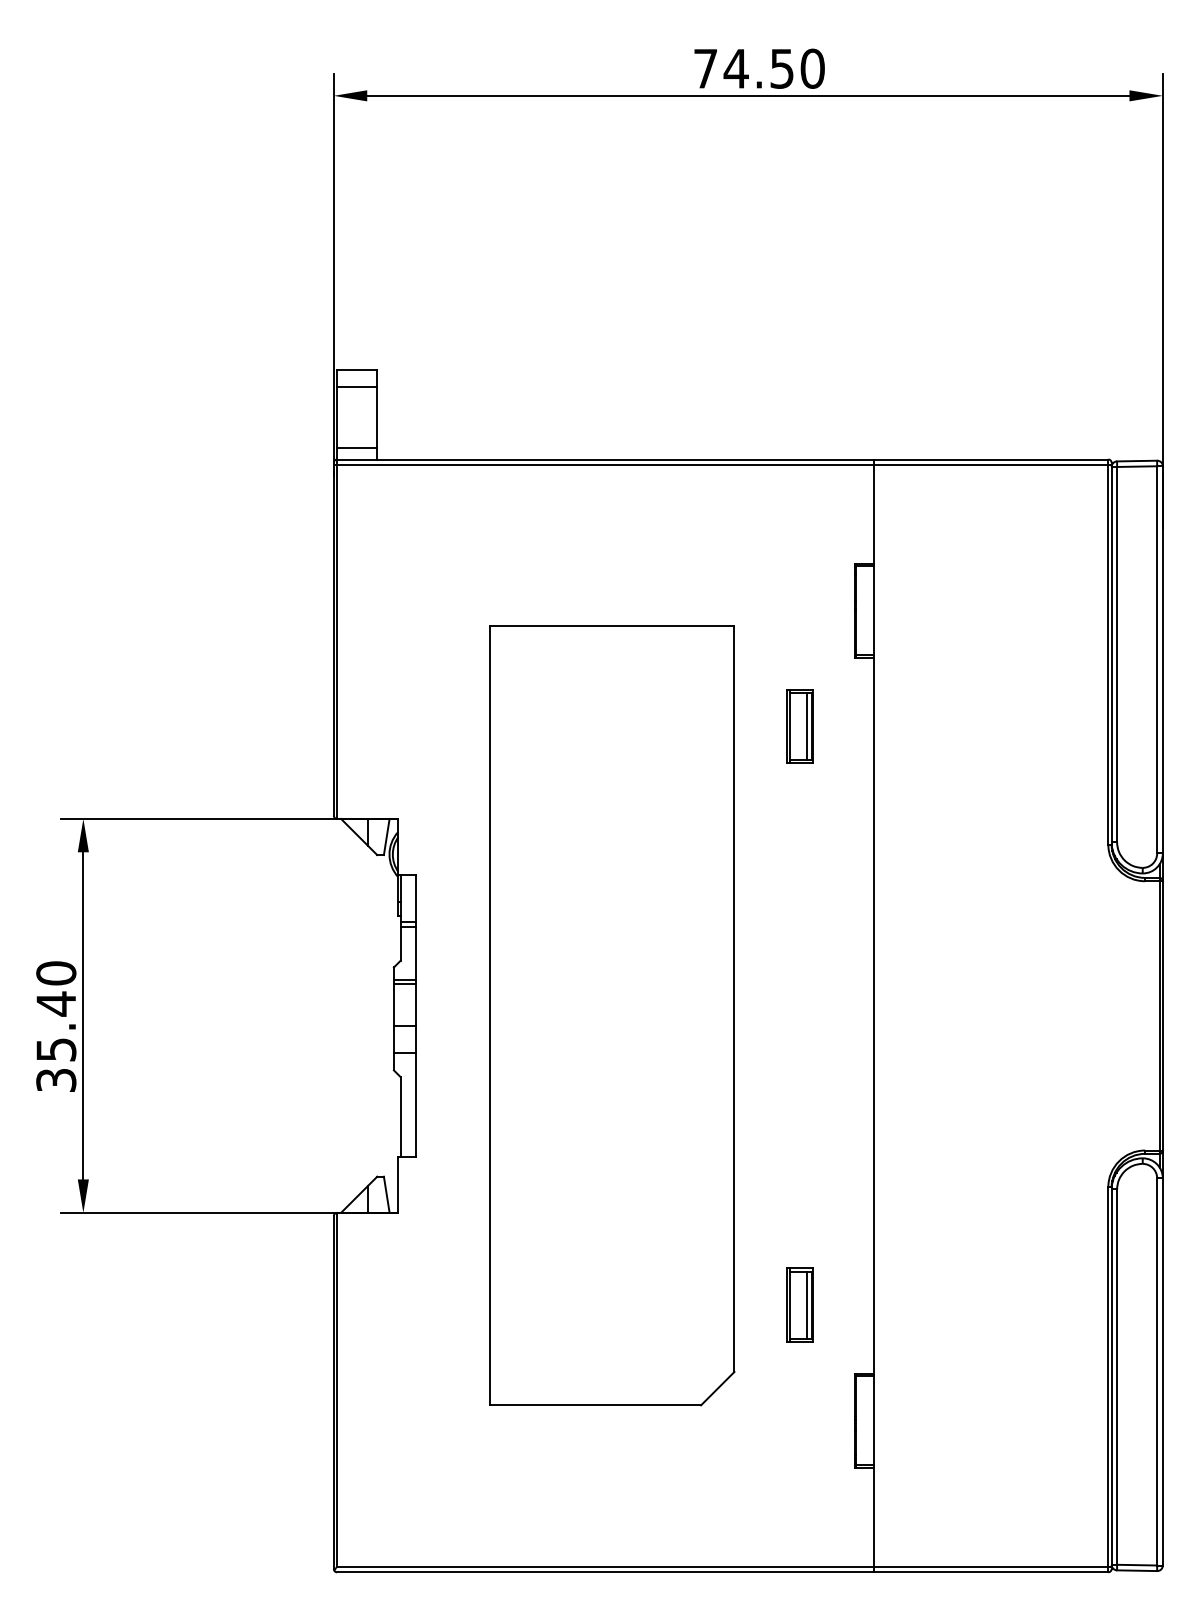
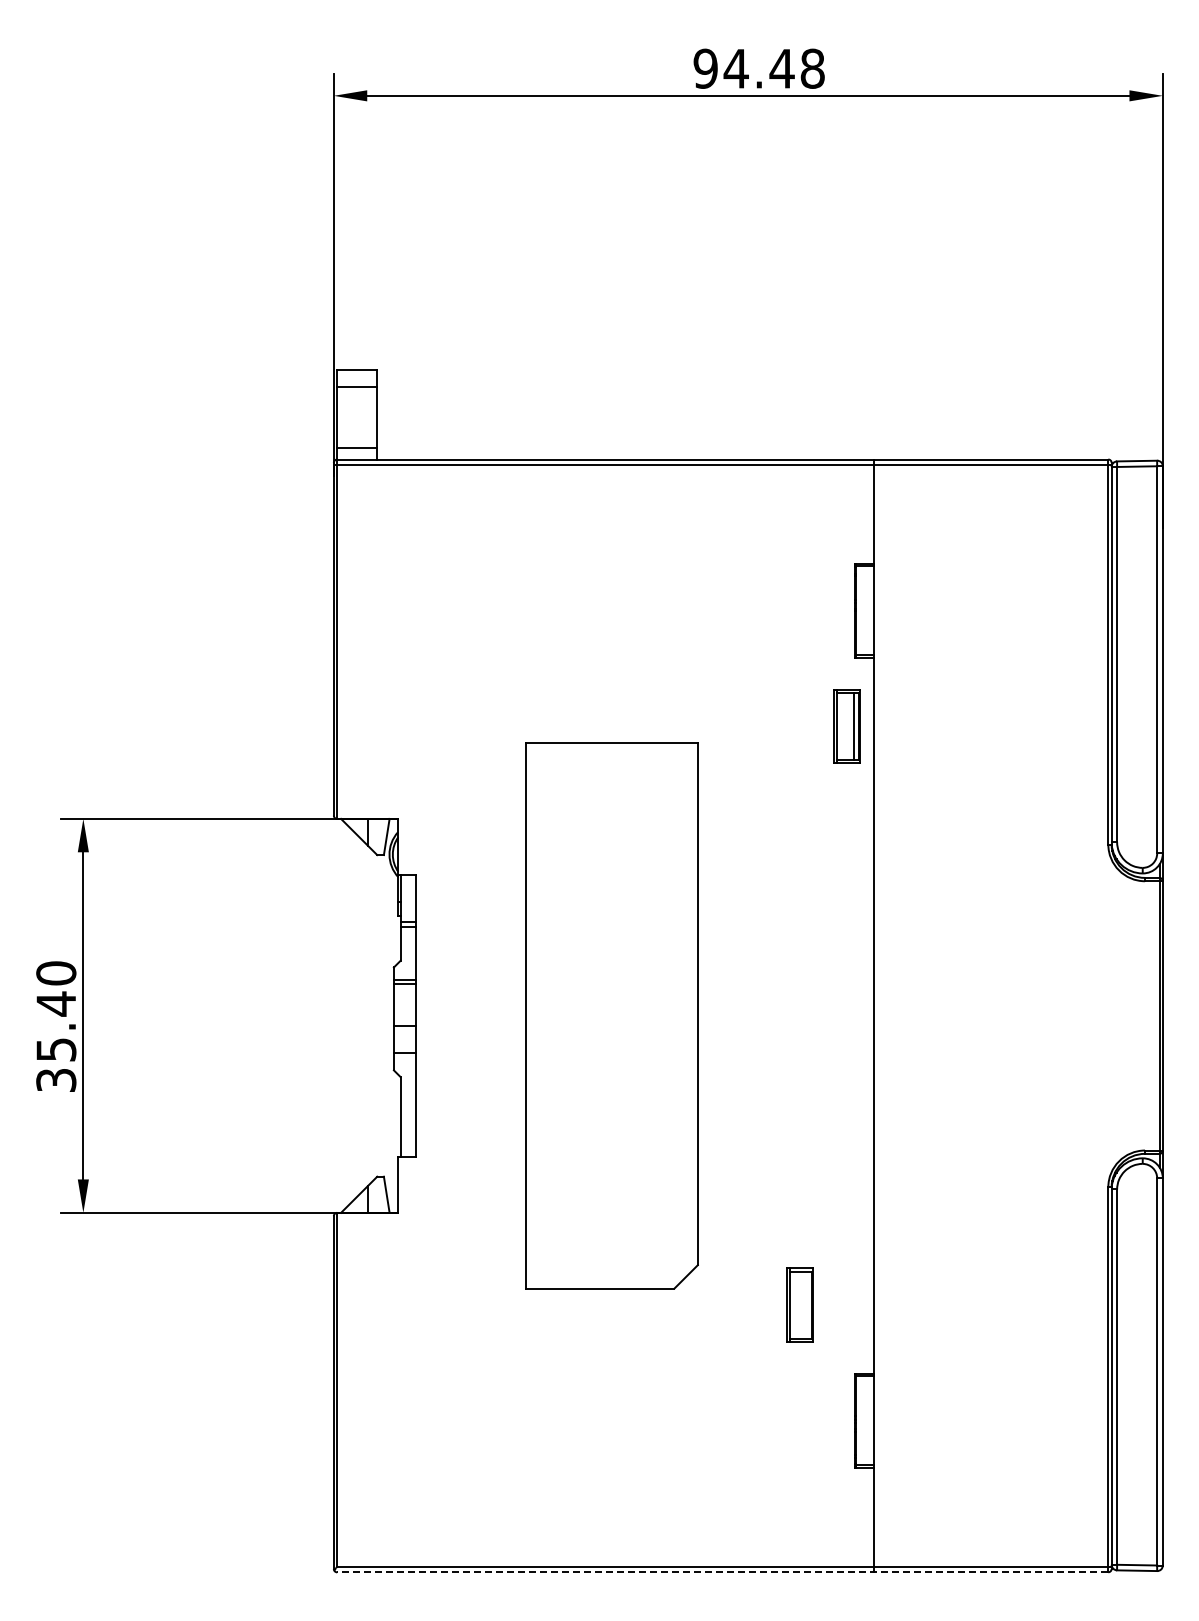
text: 74.50 -> 94.48 (758, 68)
part position: (799, 726) -> (846, 726) (846, 726)
part size: 247x782 px -> 174x548 px (611, 1015)
line: present -> none (806, 1304)
line: solid -> dashed (722, 1572)
